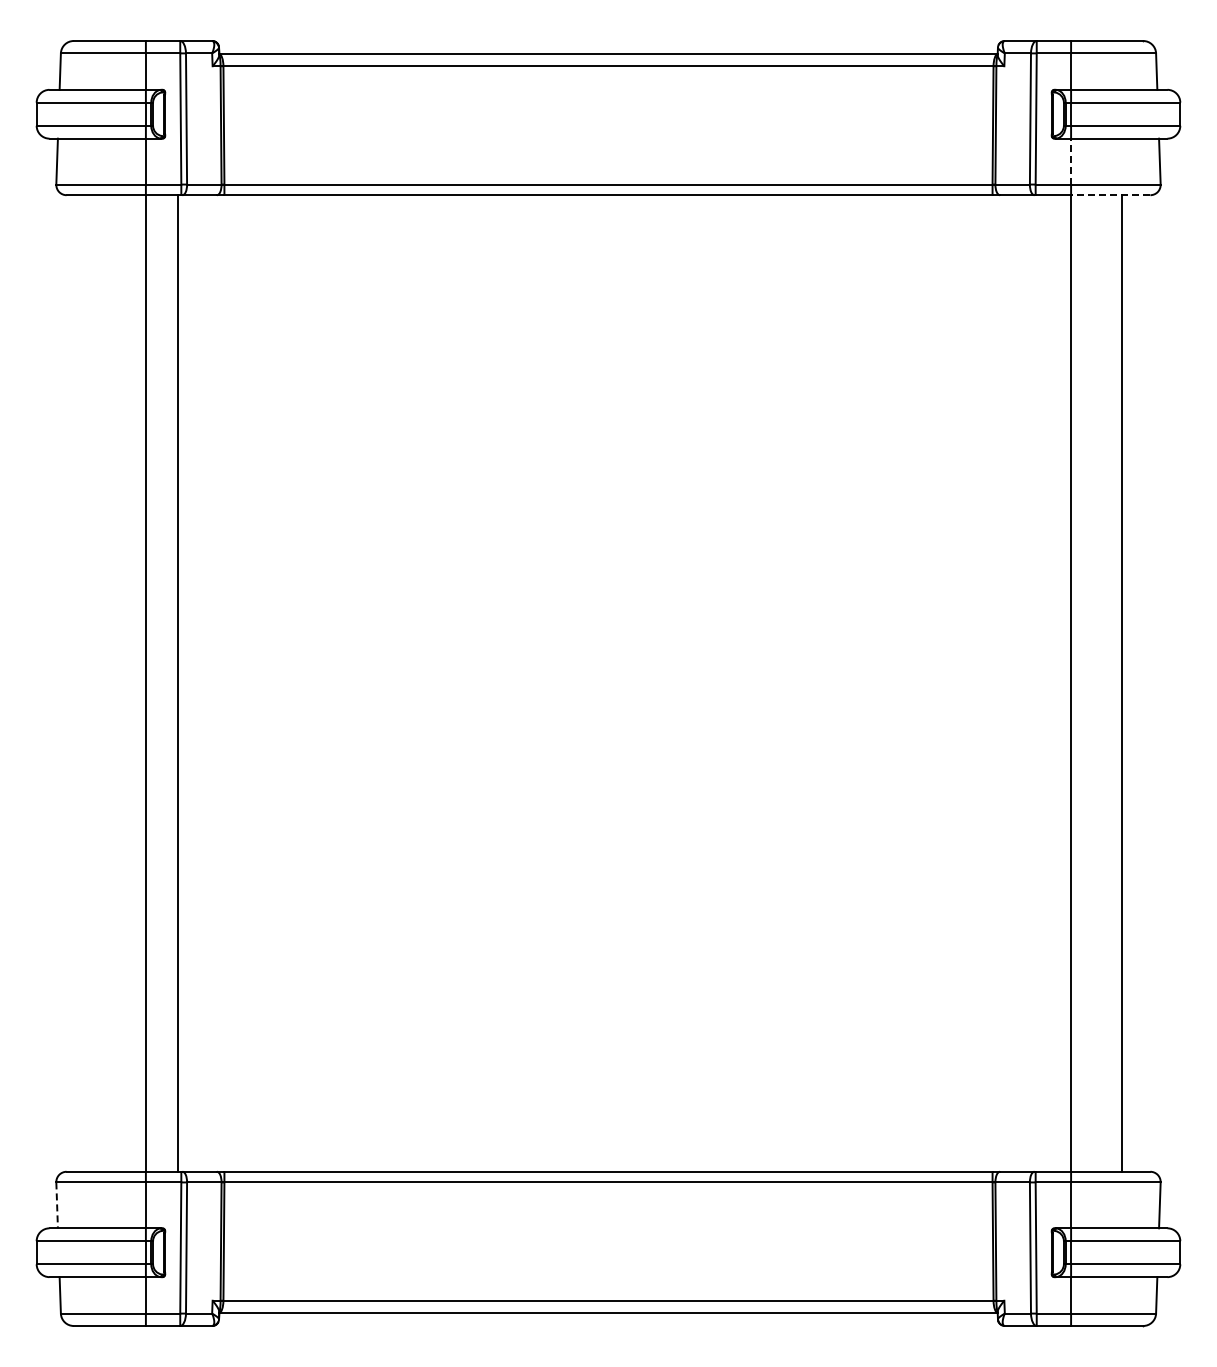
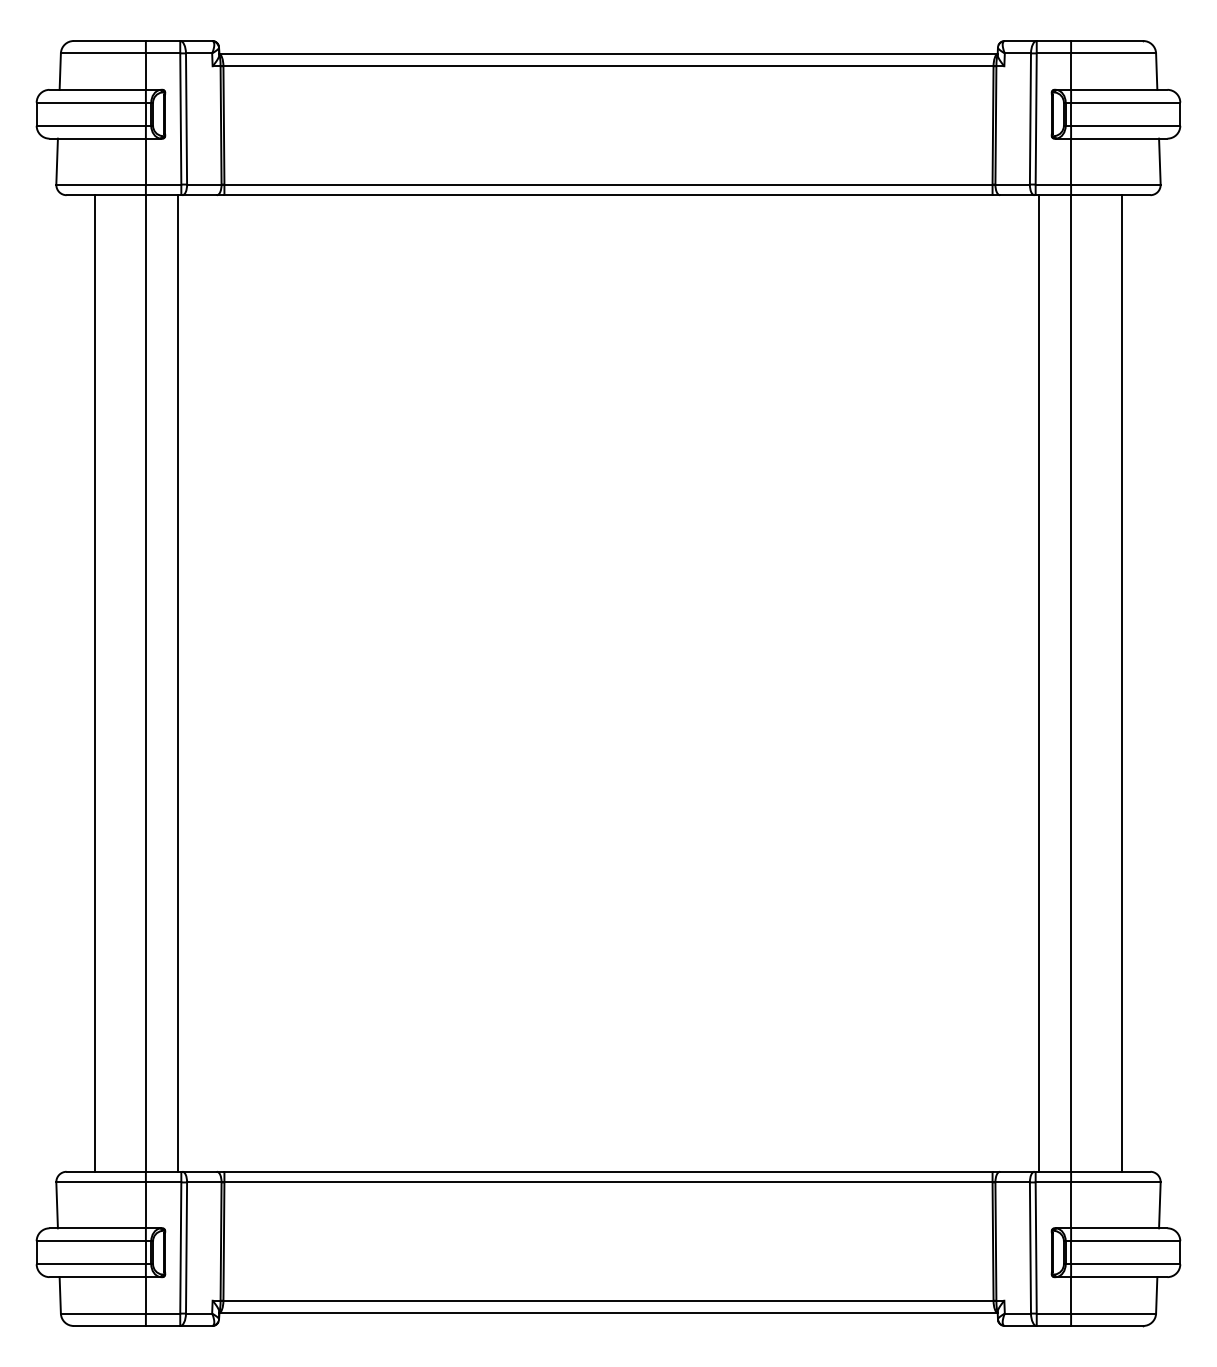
line: dashed -> solid (1071, 161)
line: dashed -> solid (1110, 195)
line: none -> present (94, 683)
line: none -> present (1038, 683)
line: dashed -> solid (57, 1205)
